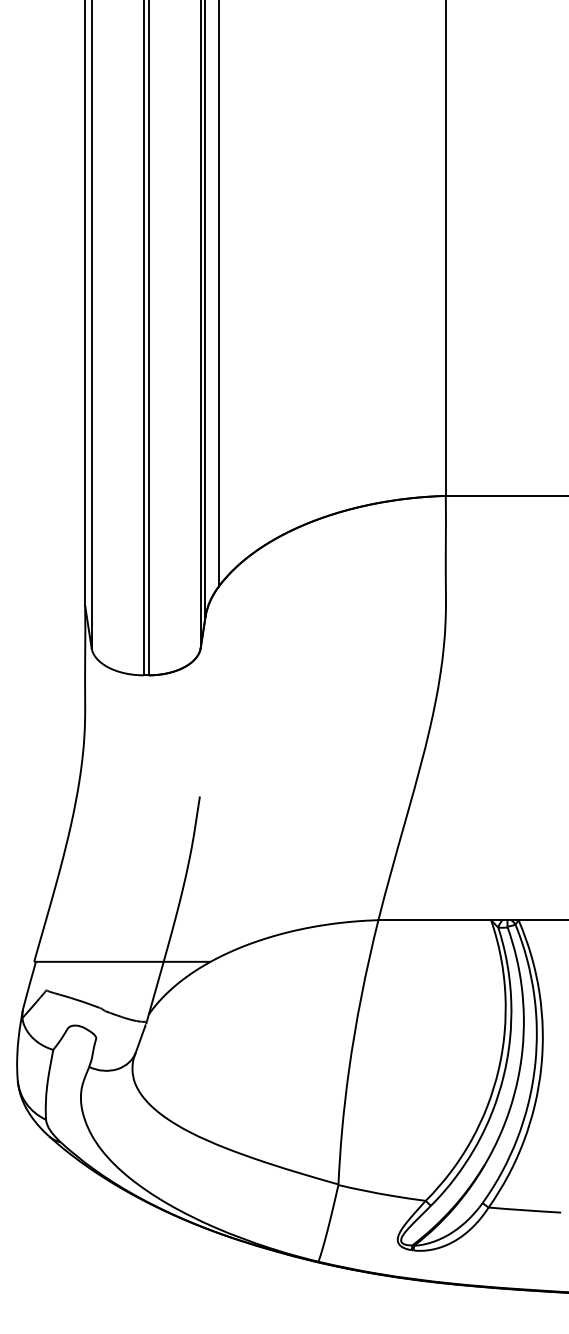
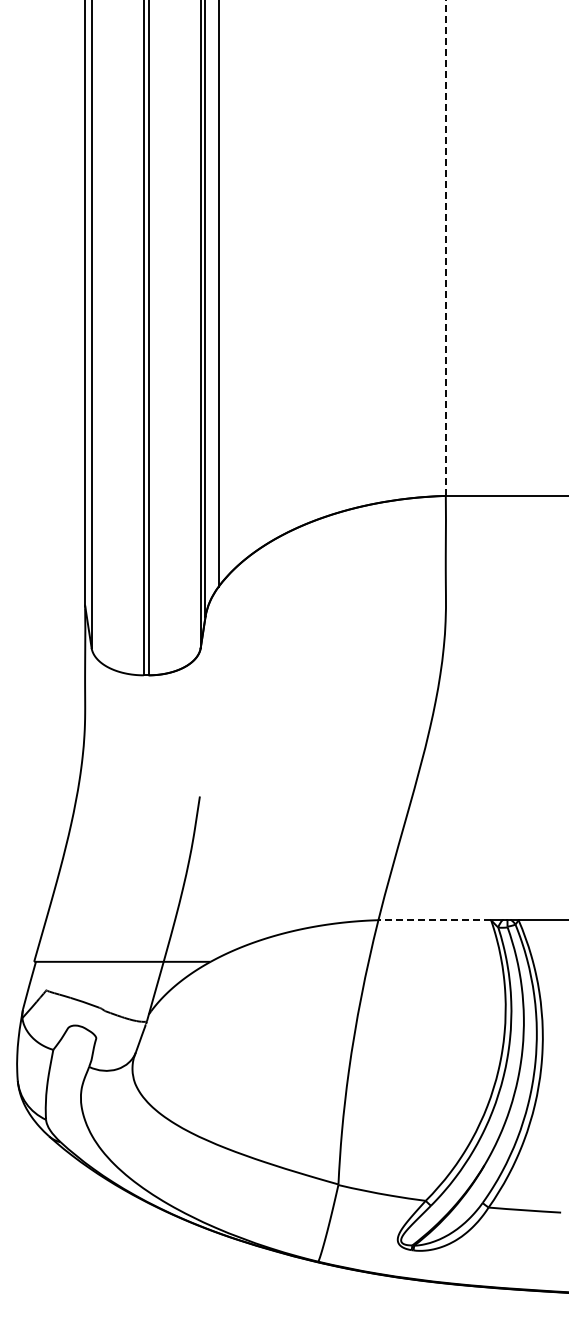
line: solid -> dashed (445, 247)
line: solid -> dashed (434, 920)
